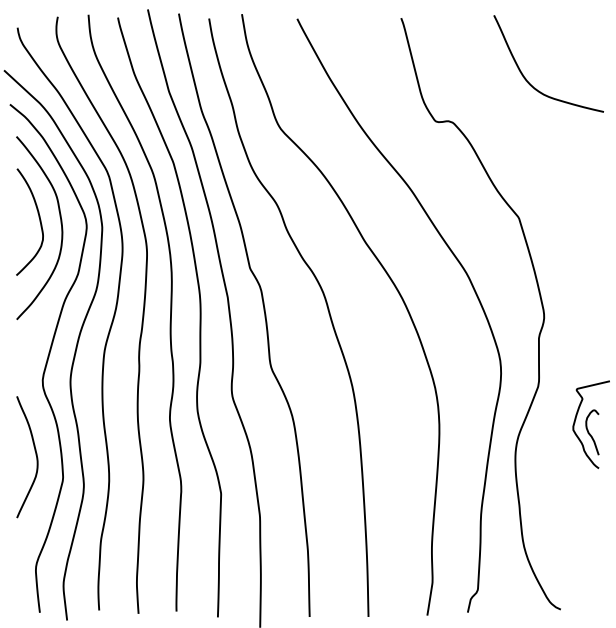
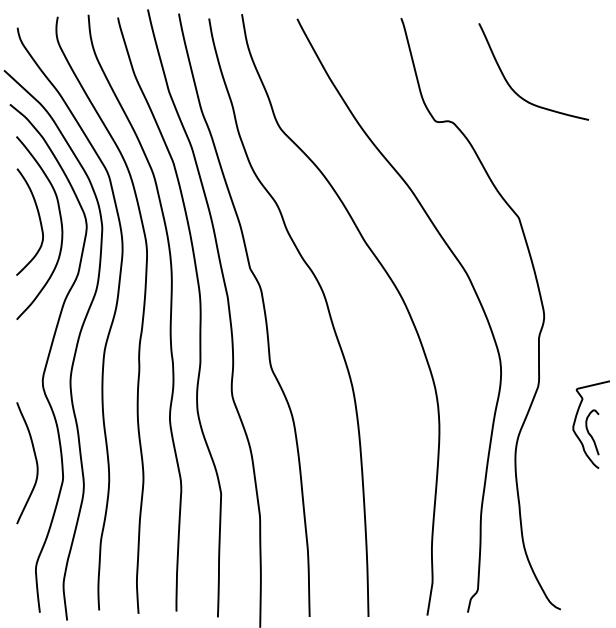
curve position: (526, 78) -> (511, 86) (511, 86)
curve position: (35, 455) -> (35, 461) (35, 461)
